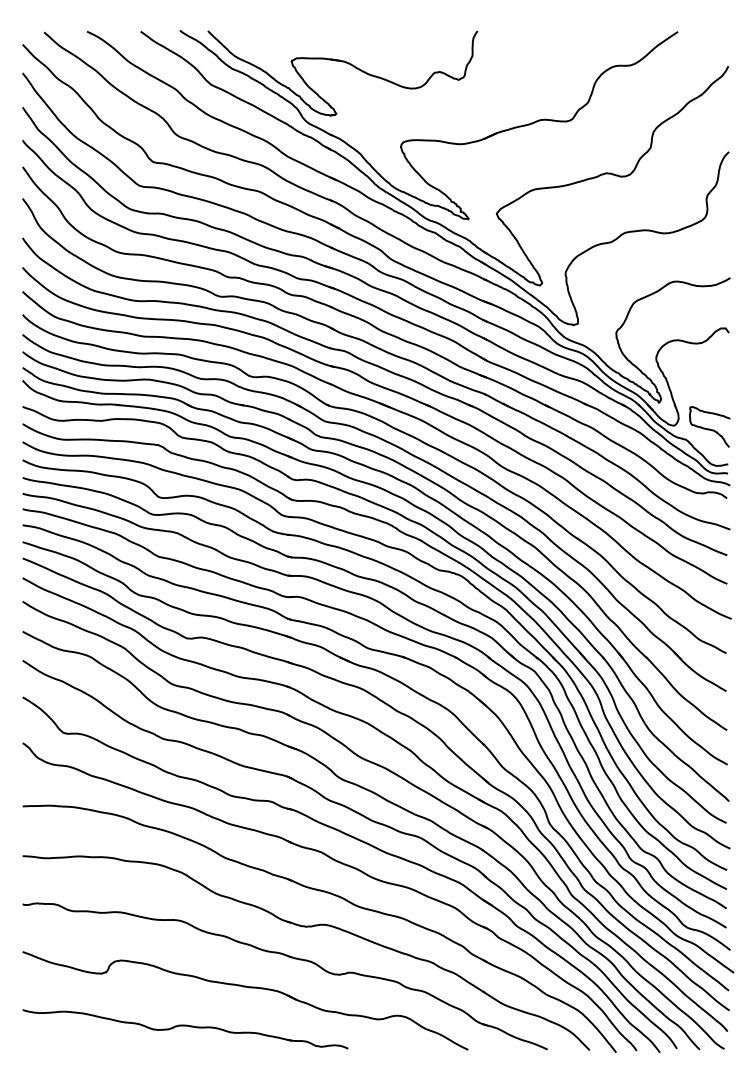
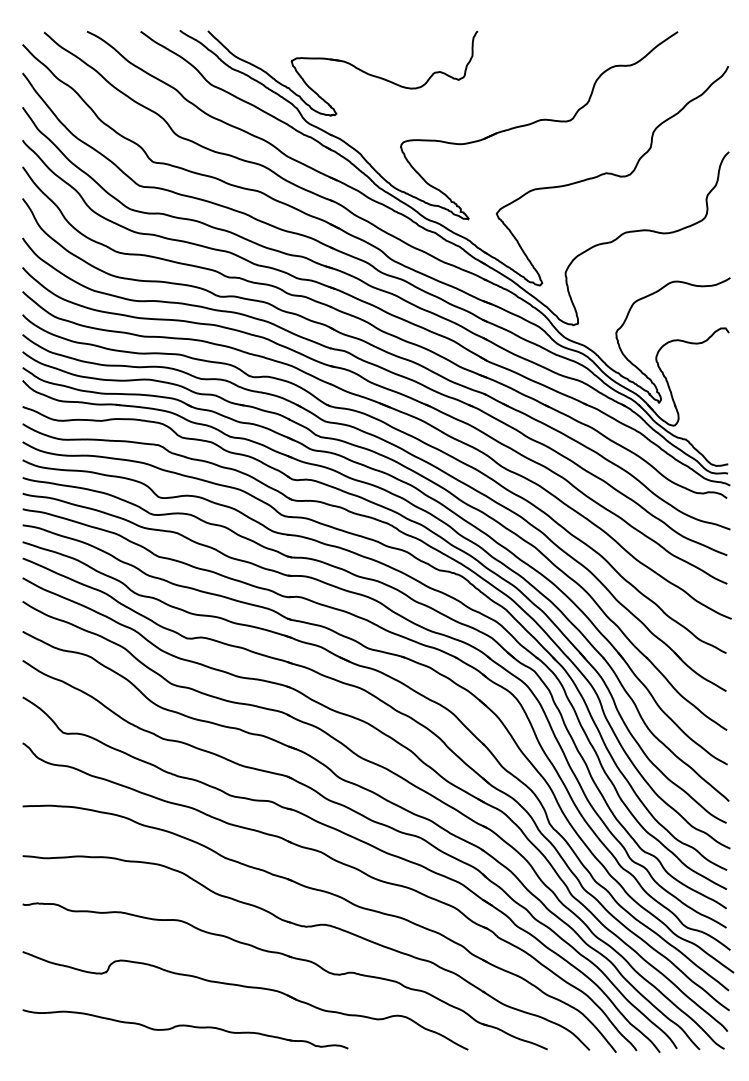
curve: present -> none (709, 428)
